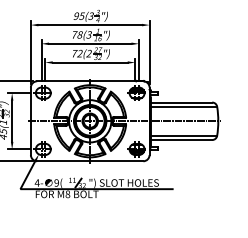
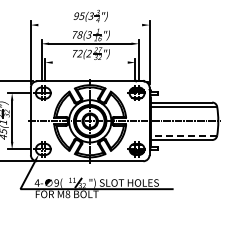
line: present -> none (90, 25)
line: present -> none (89, 62)
line: solid -> dashed (183, 135)
